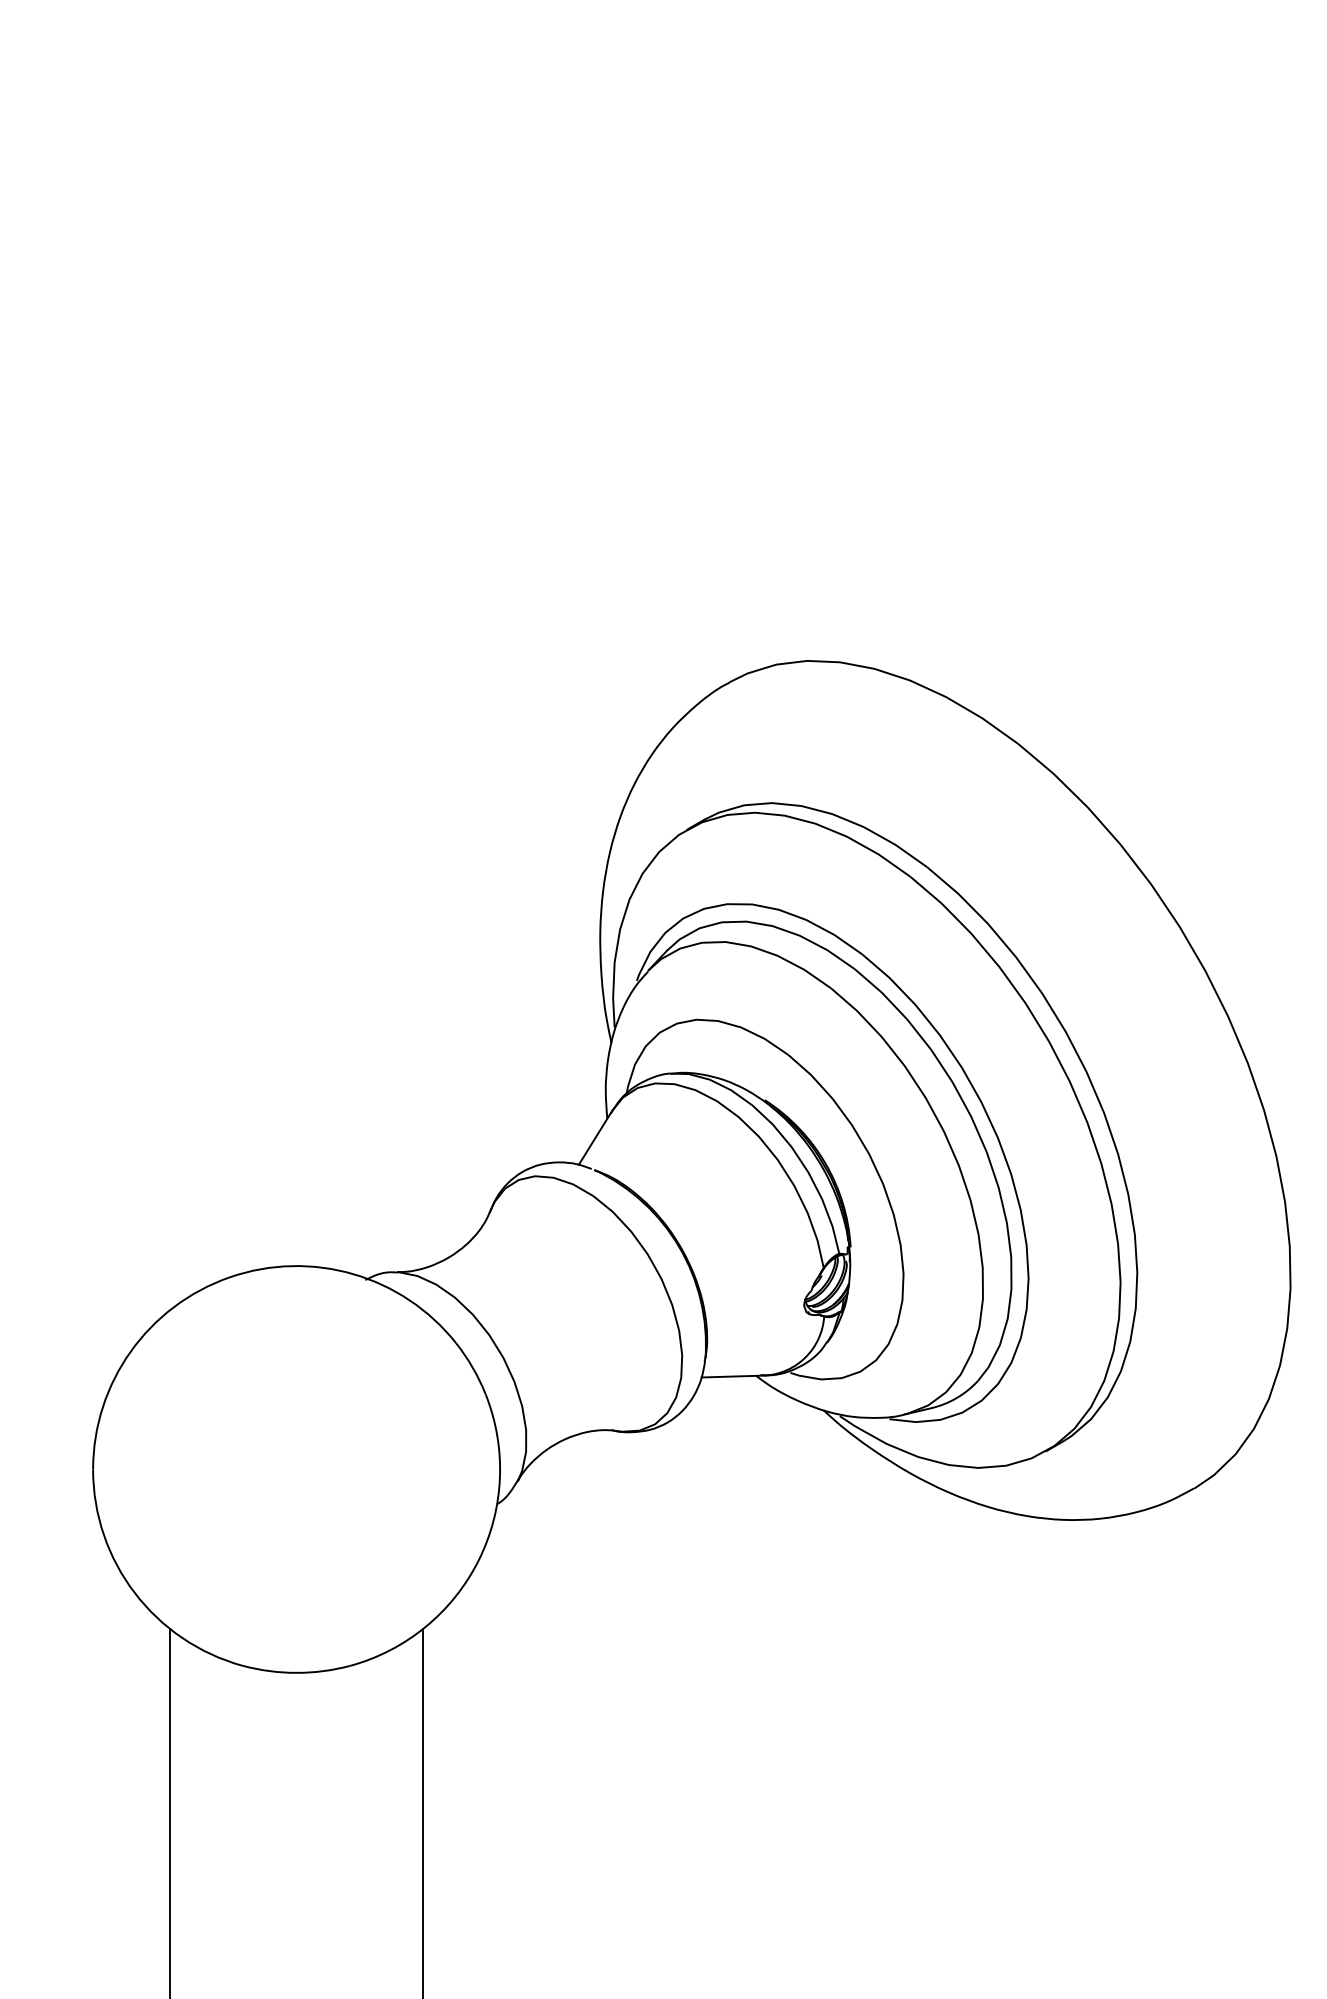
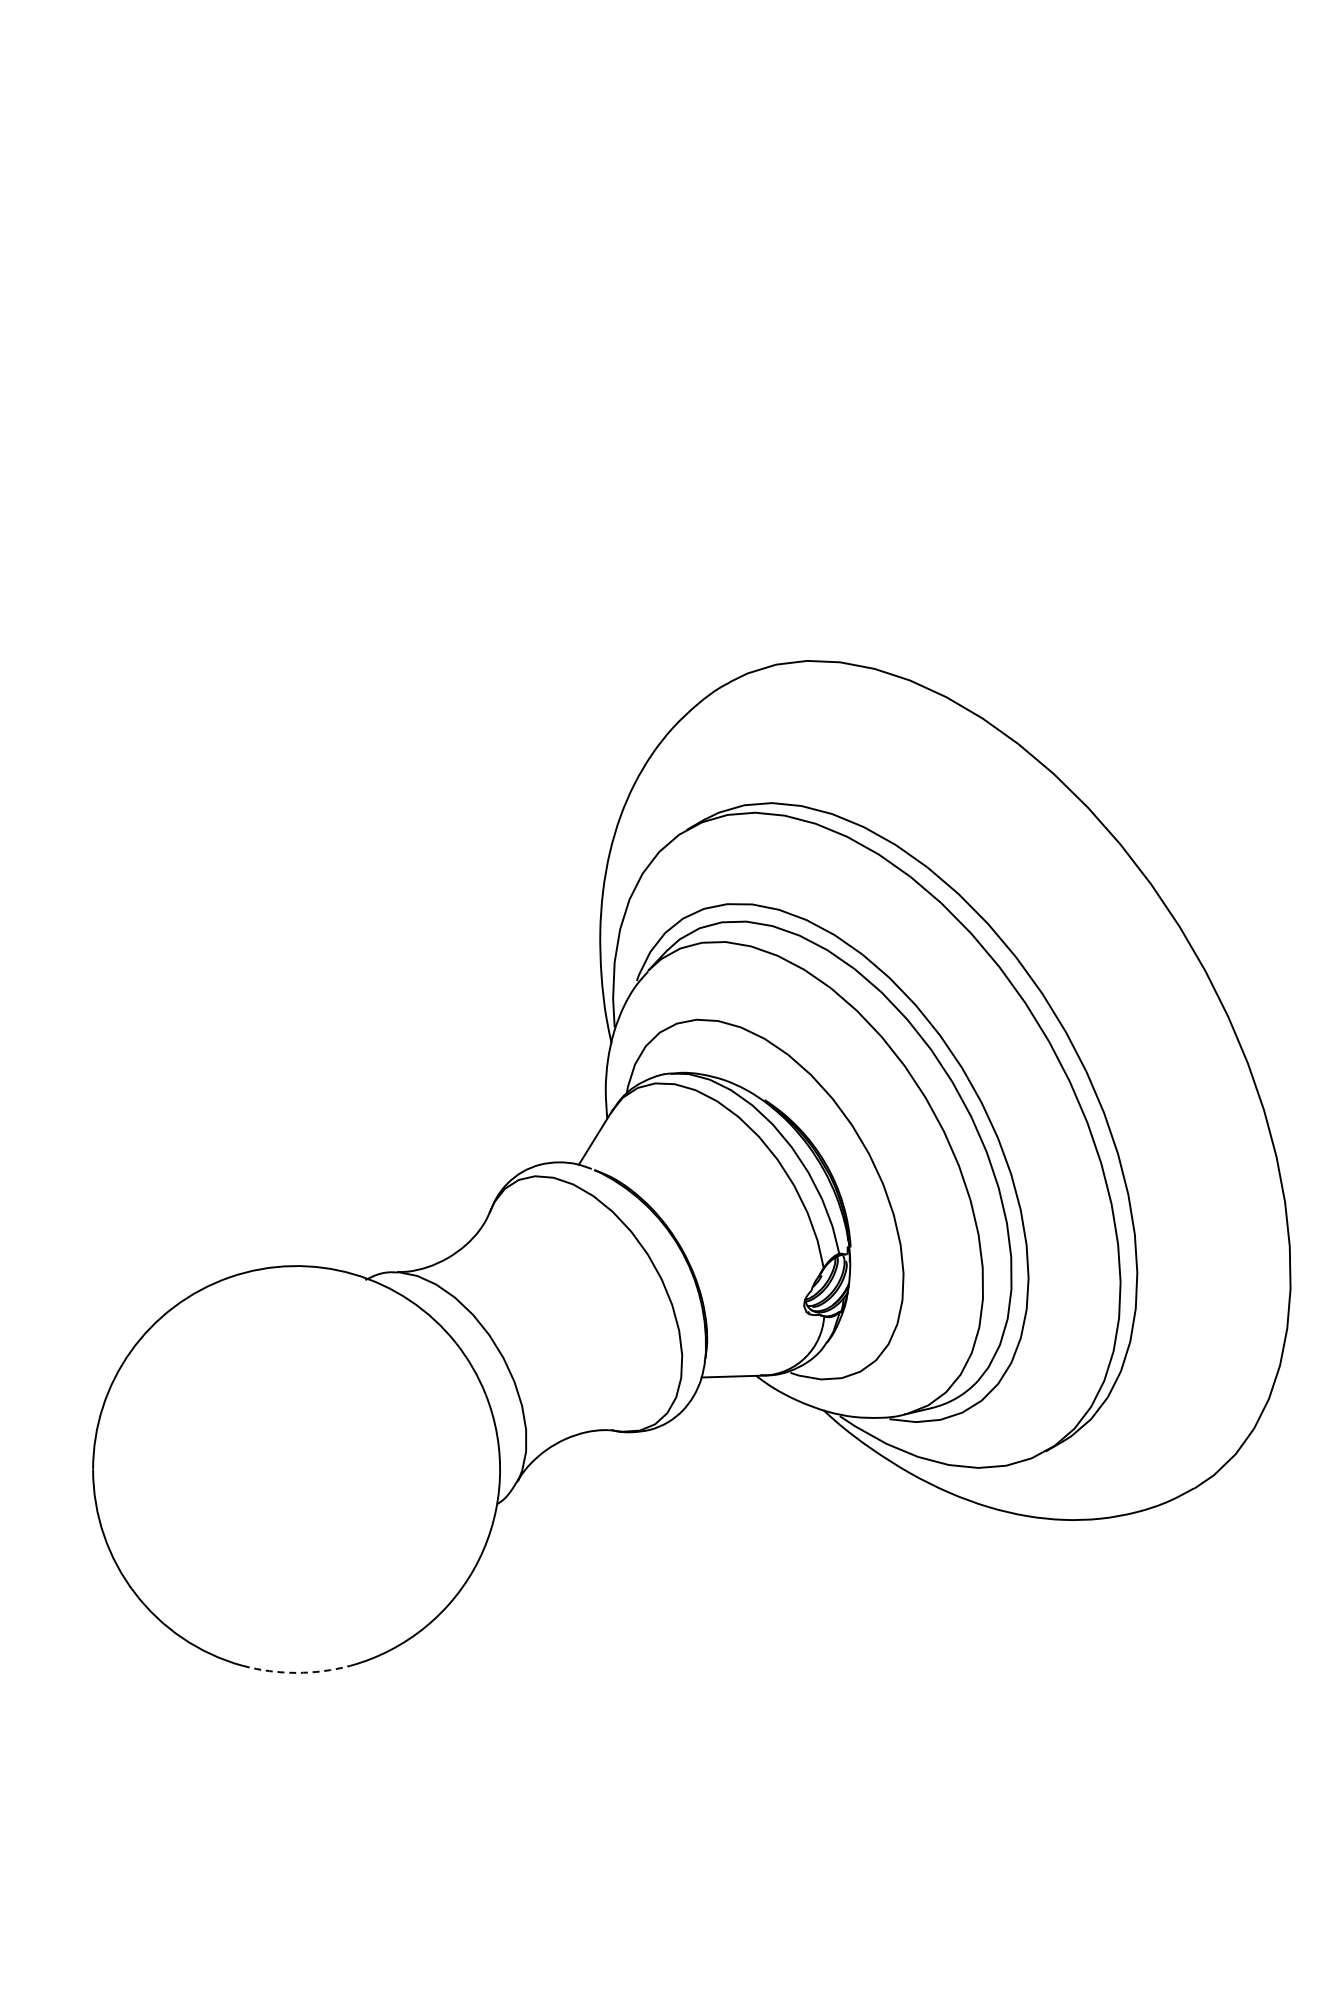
arc: solid -> dashed (296, 1672)
line: present -> none (170, 1812)
line: present -> none (422, 1812)
